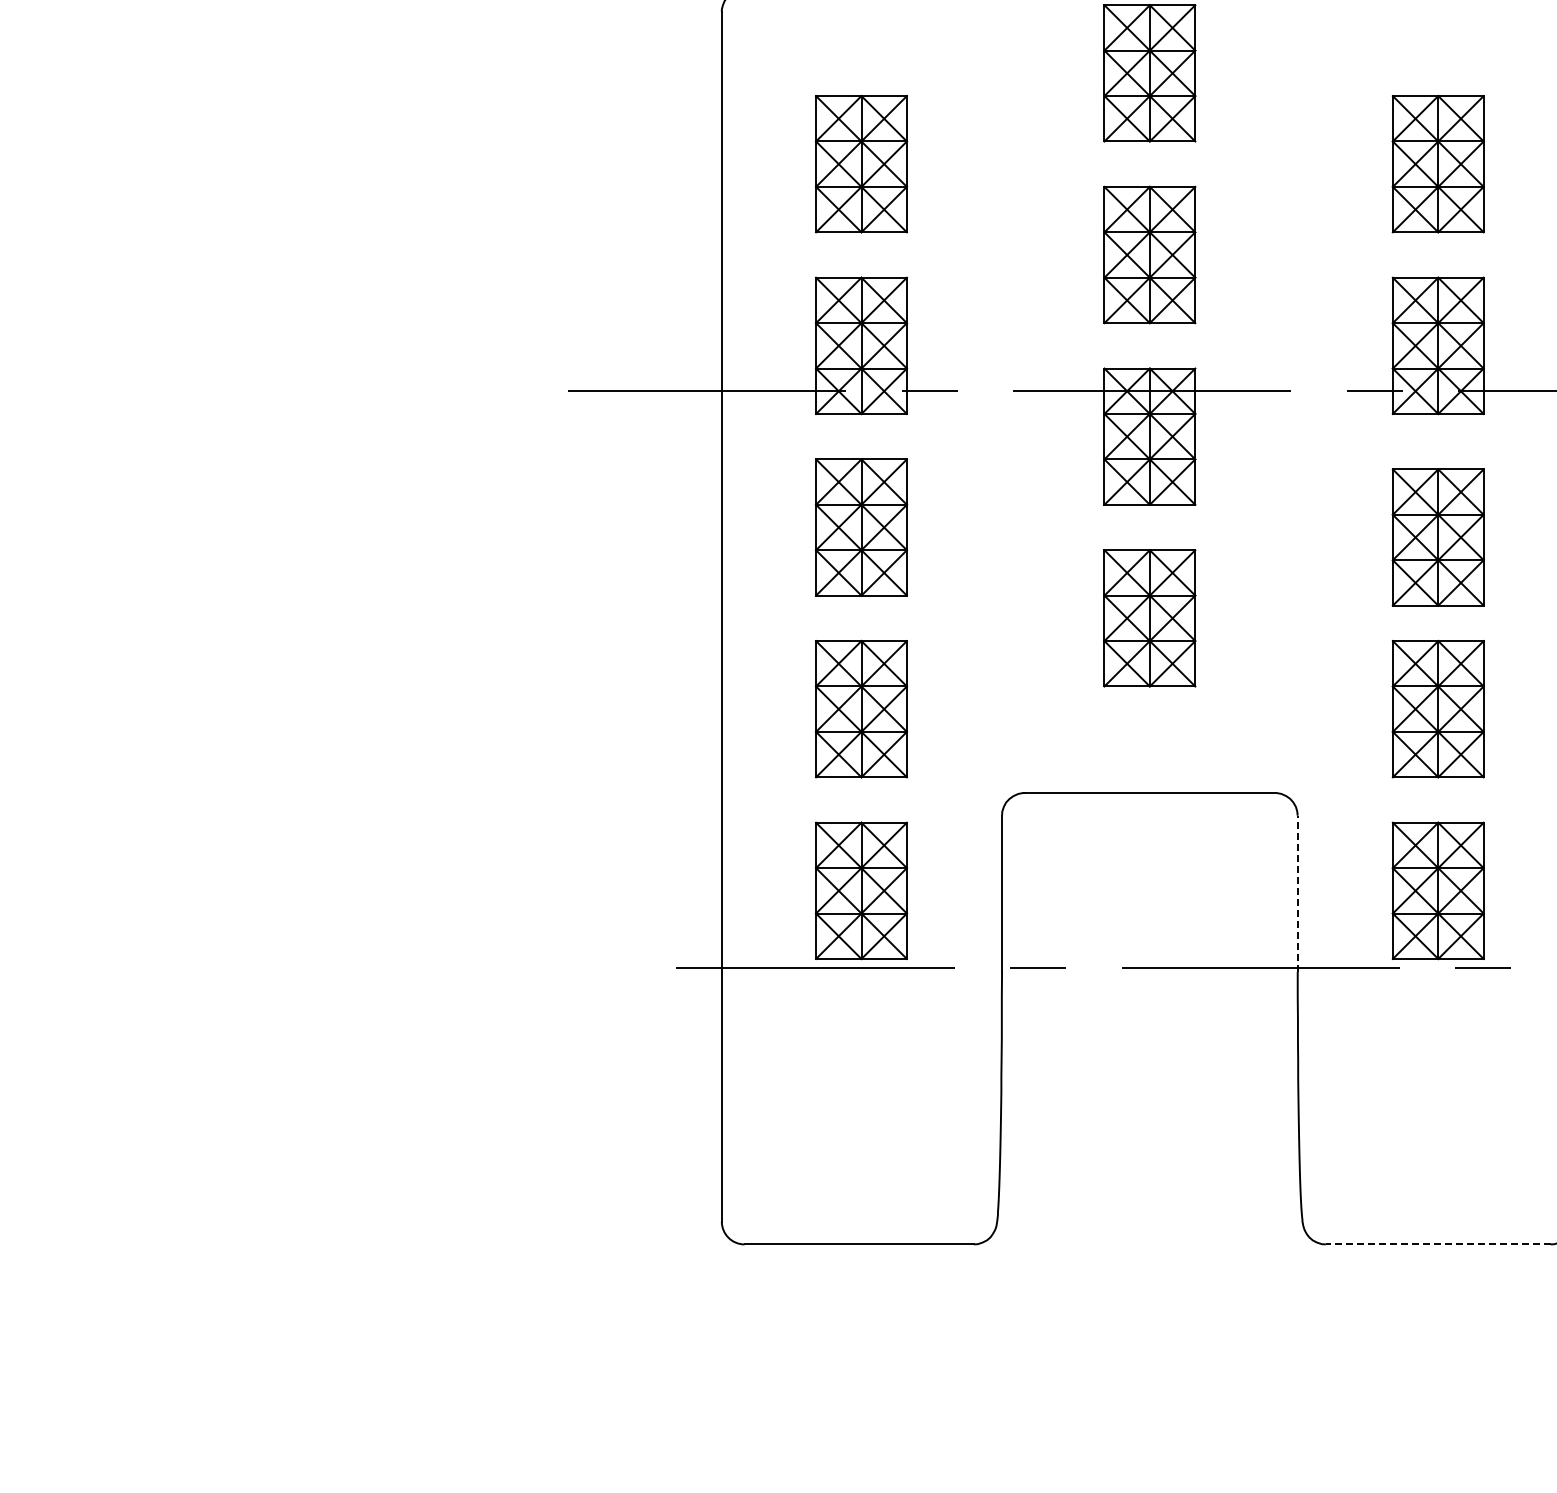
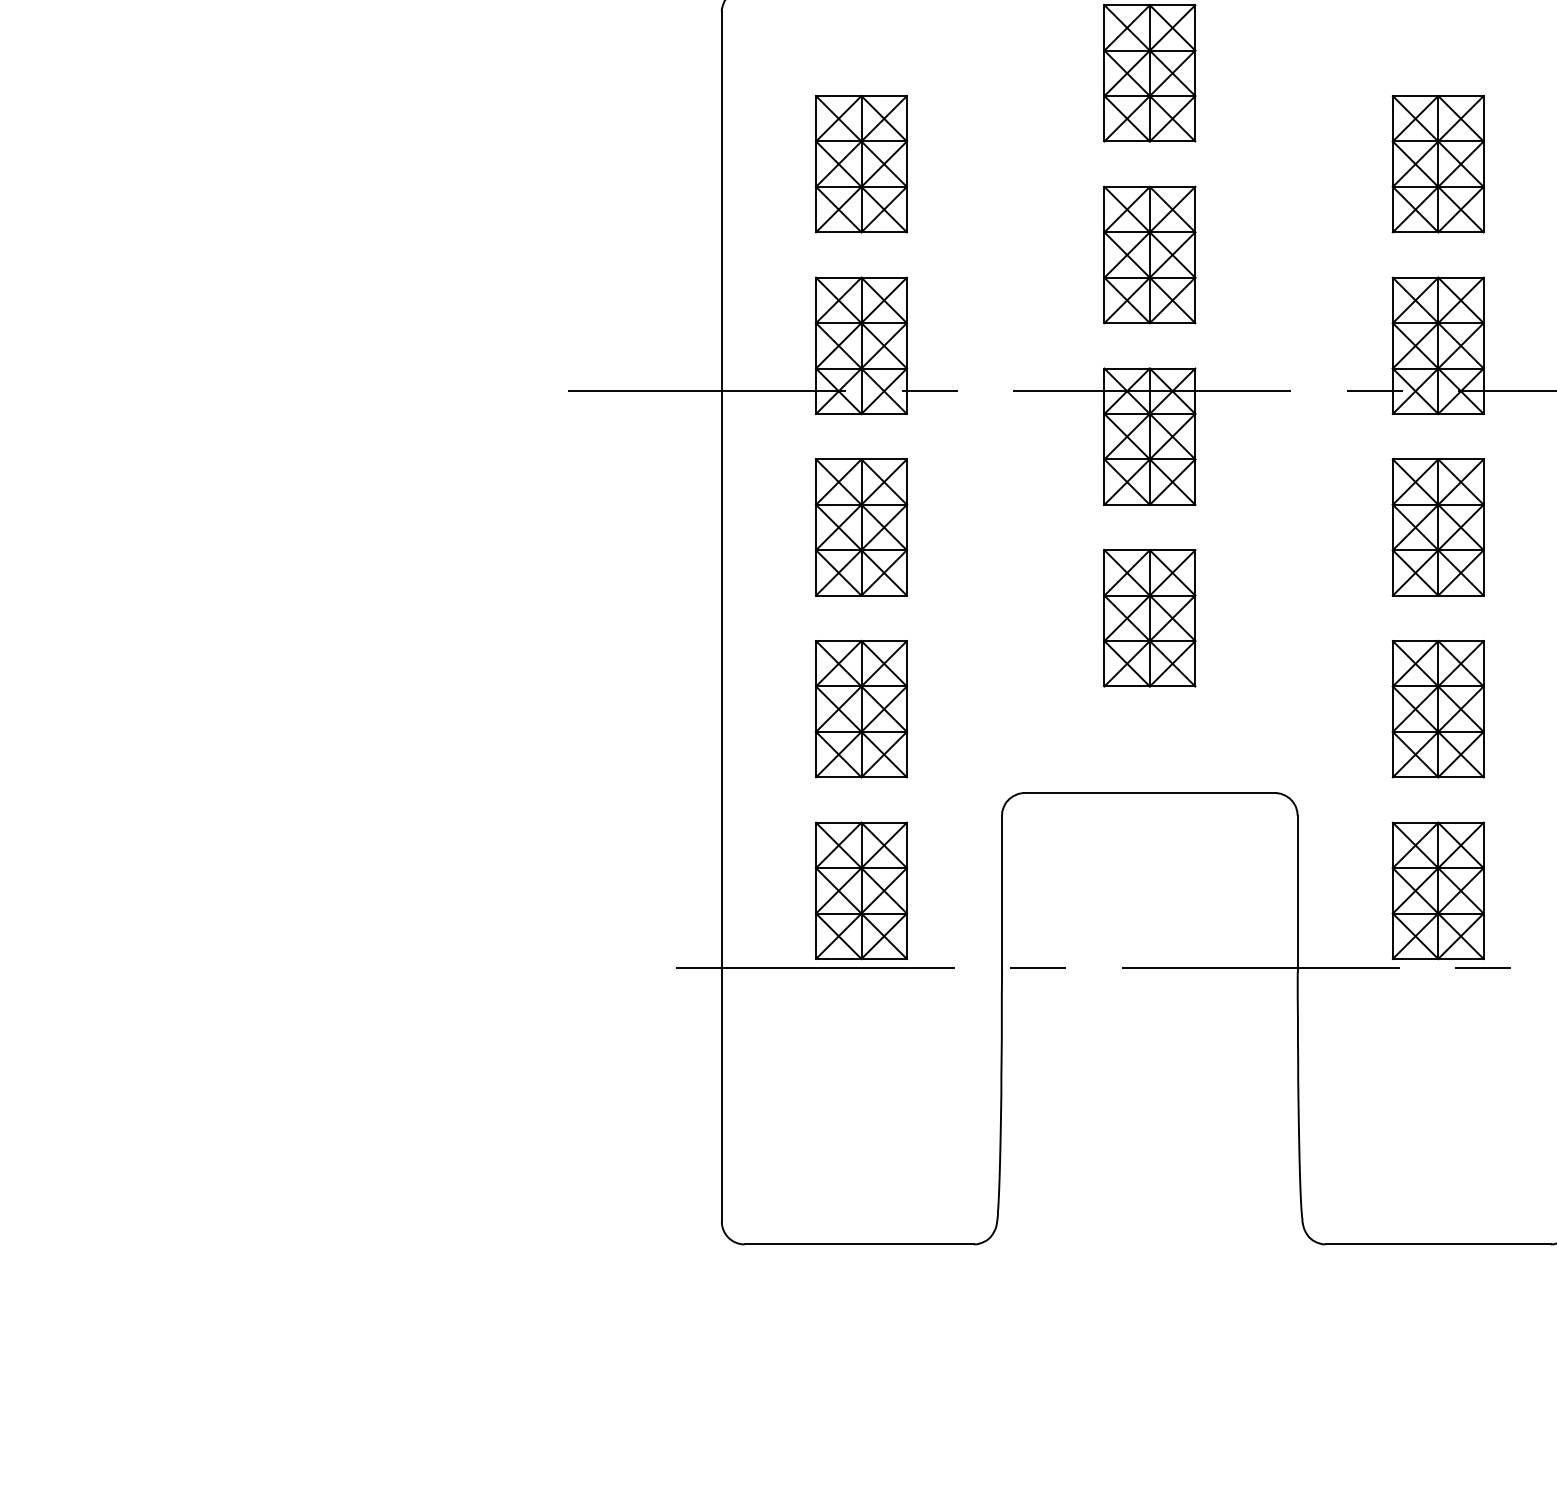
part position: (1437, 537) -> (1437, 527) (1437, 527)
line: dashed -> solid (1297, 893)
line: dashed -> solid (1437, 1244)
